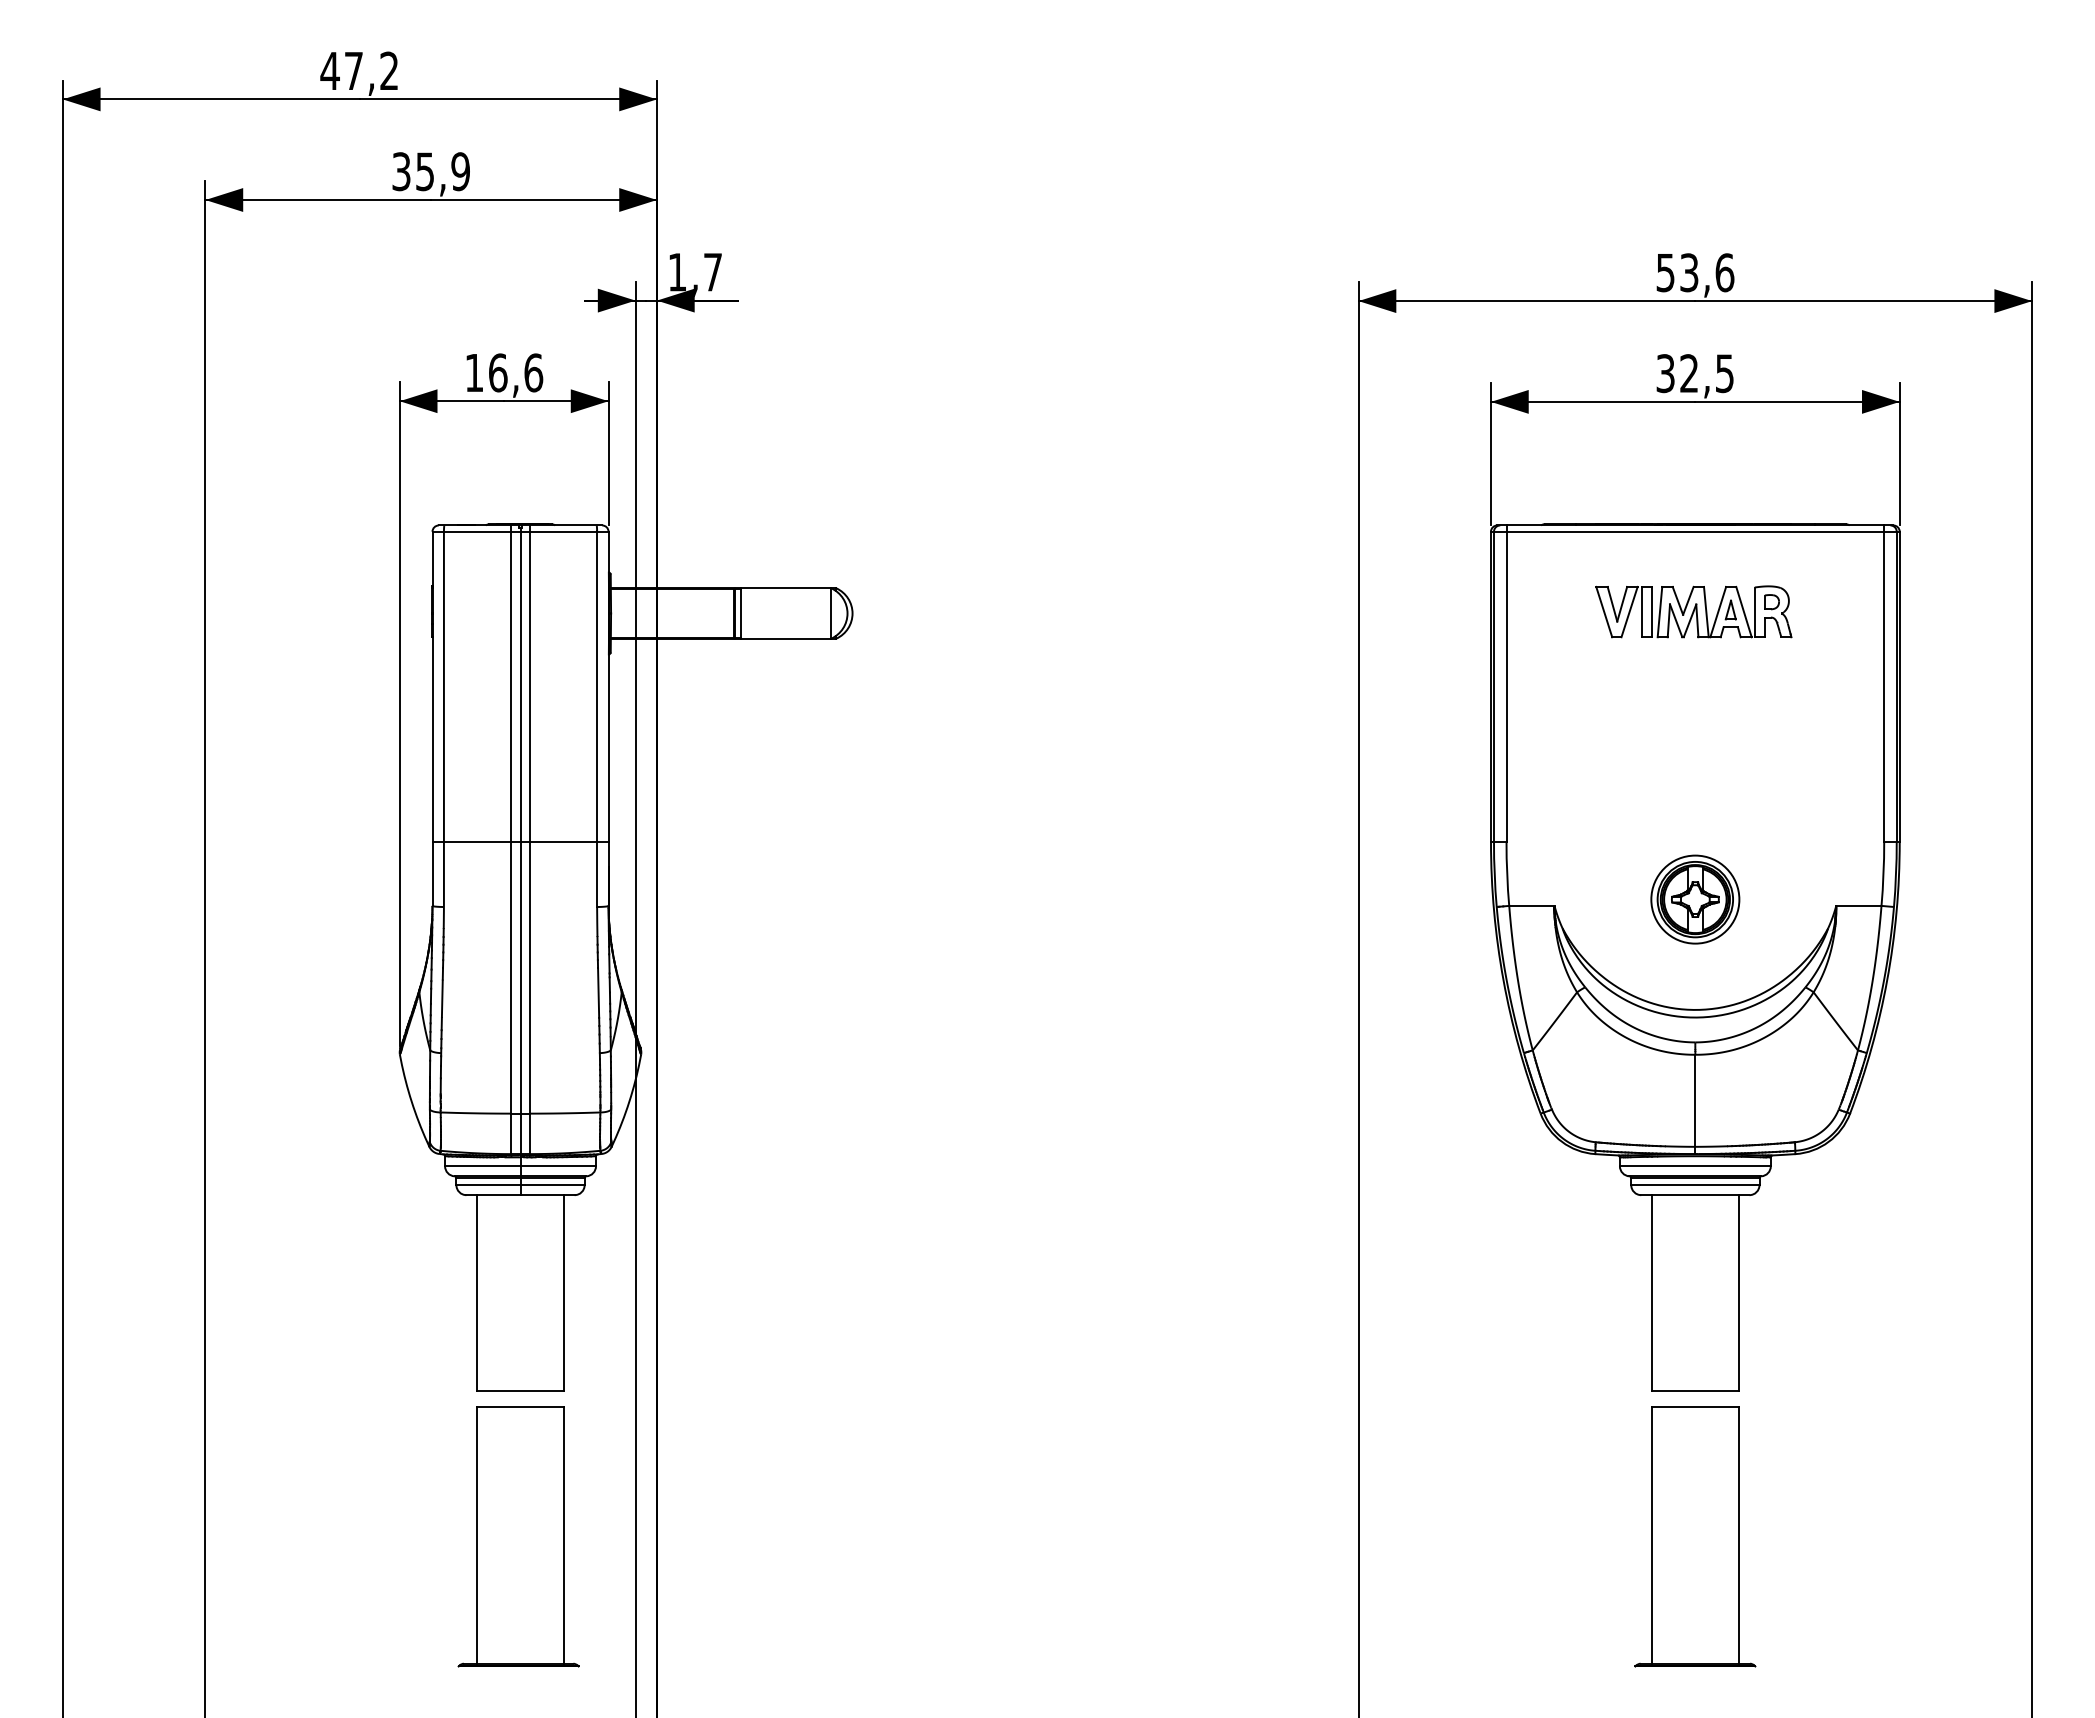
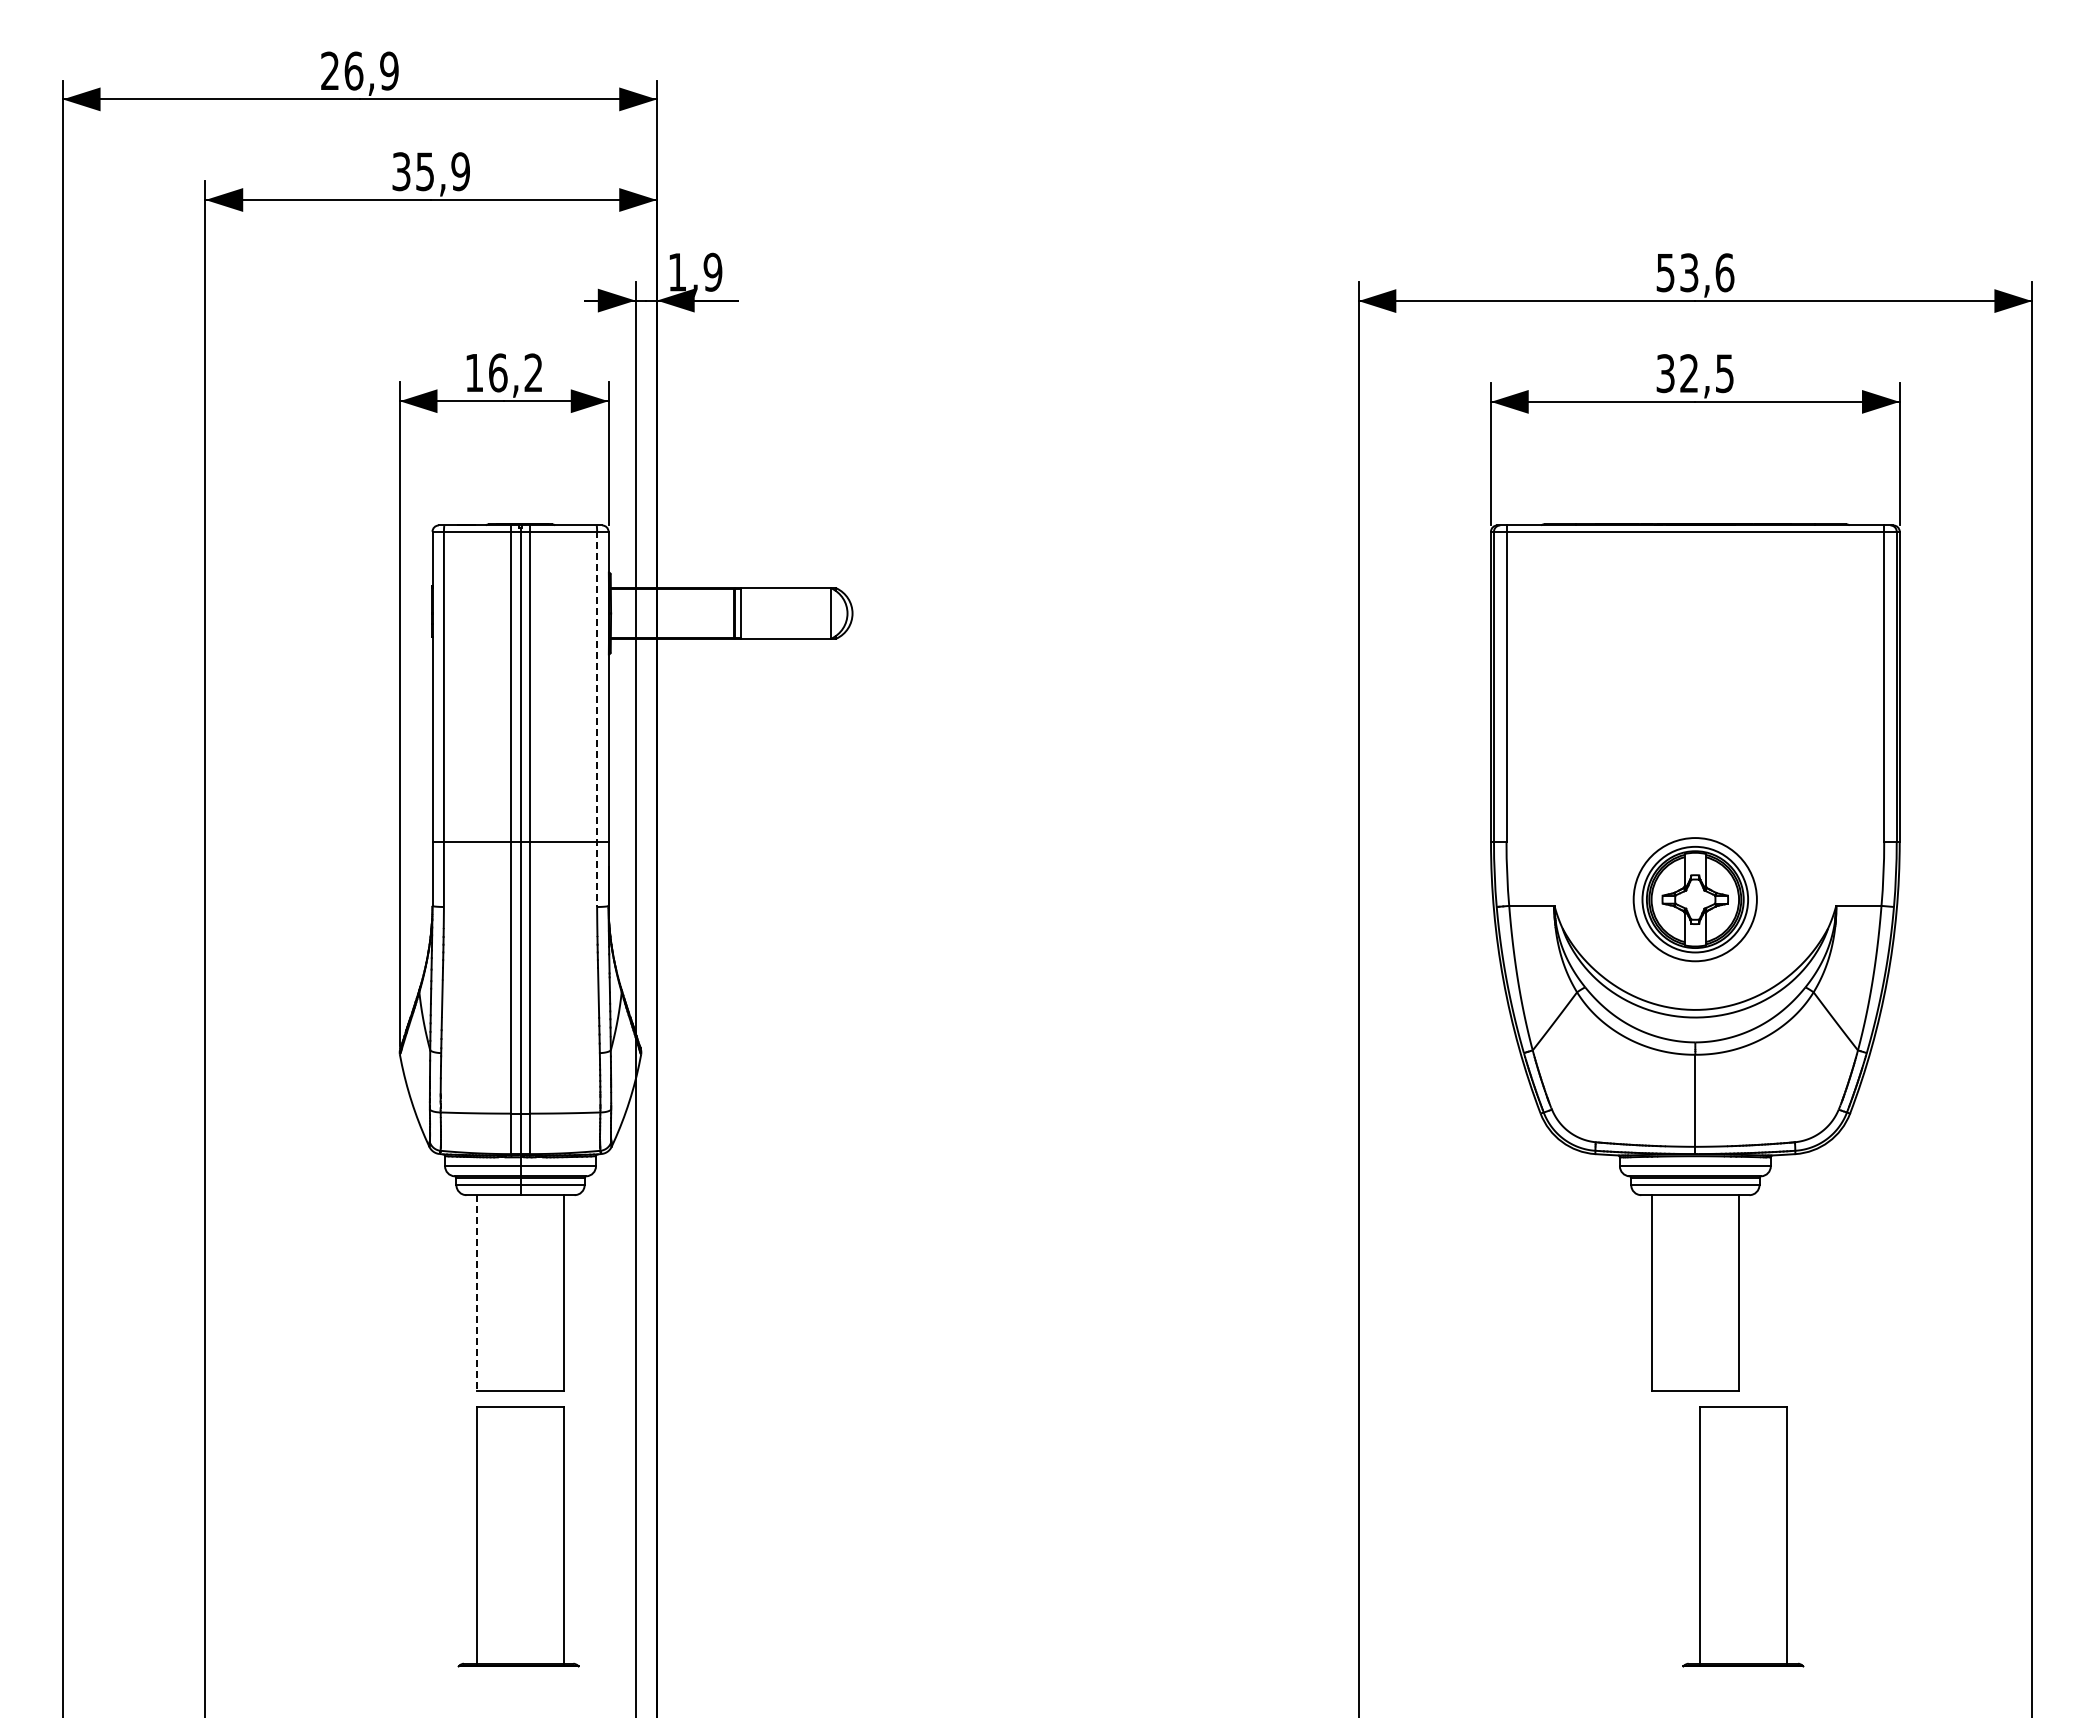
text: 47,2 -> 26,9 (359, 70)
text: 1,7 -> 1,9 (712, 271)
text: 16,6 -> 16,2 (533, 372)
part: present -> none (1693, 611)
line: solid -> dashed (597, 719)
part size: 91x91 px -> 126x126 px (1694, 899)
line: solid -> dashed (477, 1292)
part position: (1695, 1536) -> (1743, 1536) (1743, 1536)
